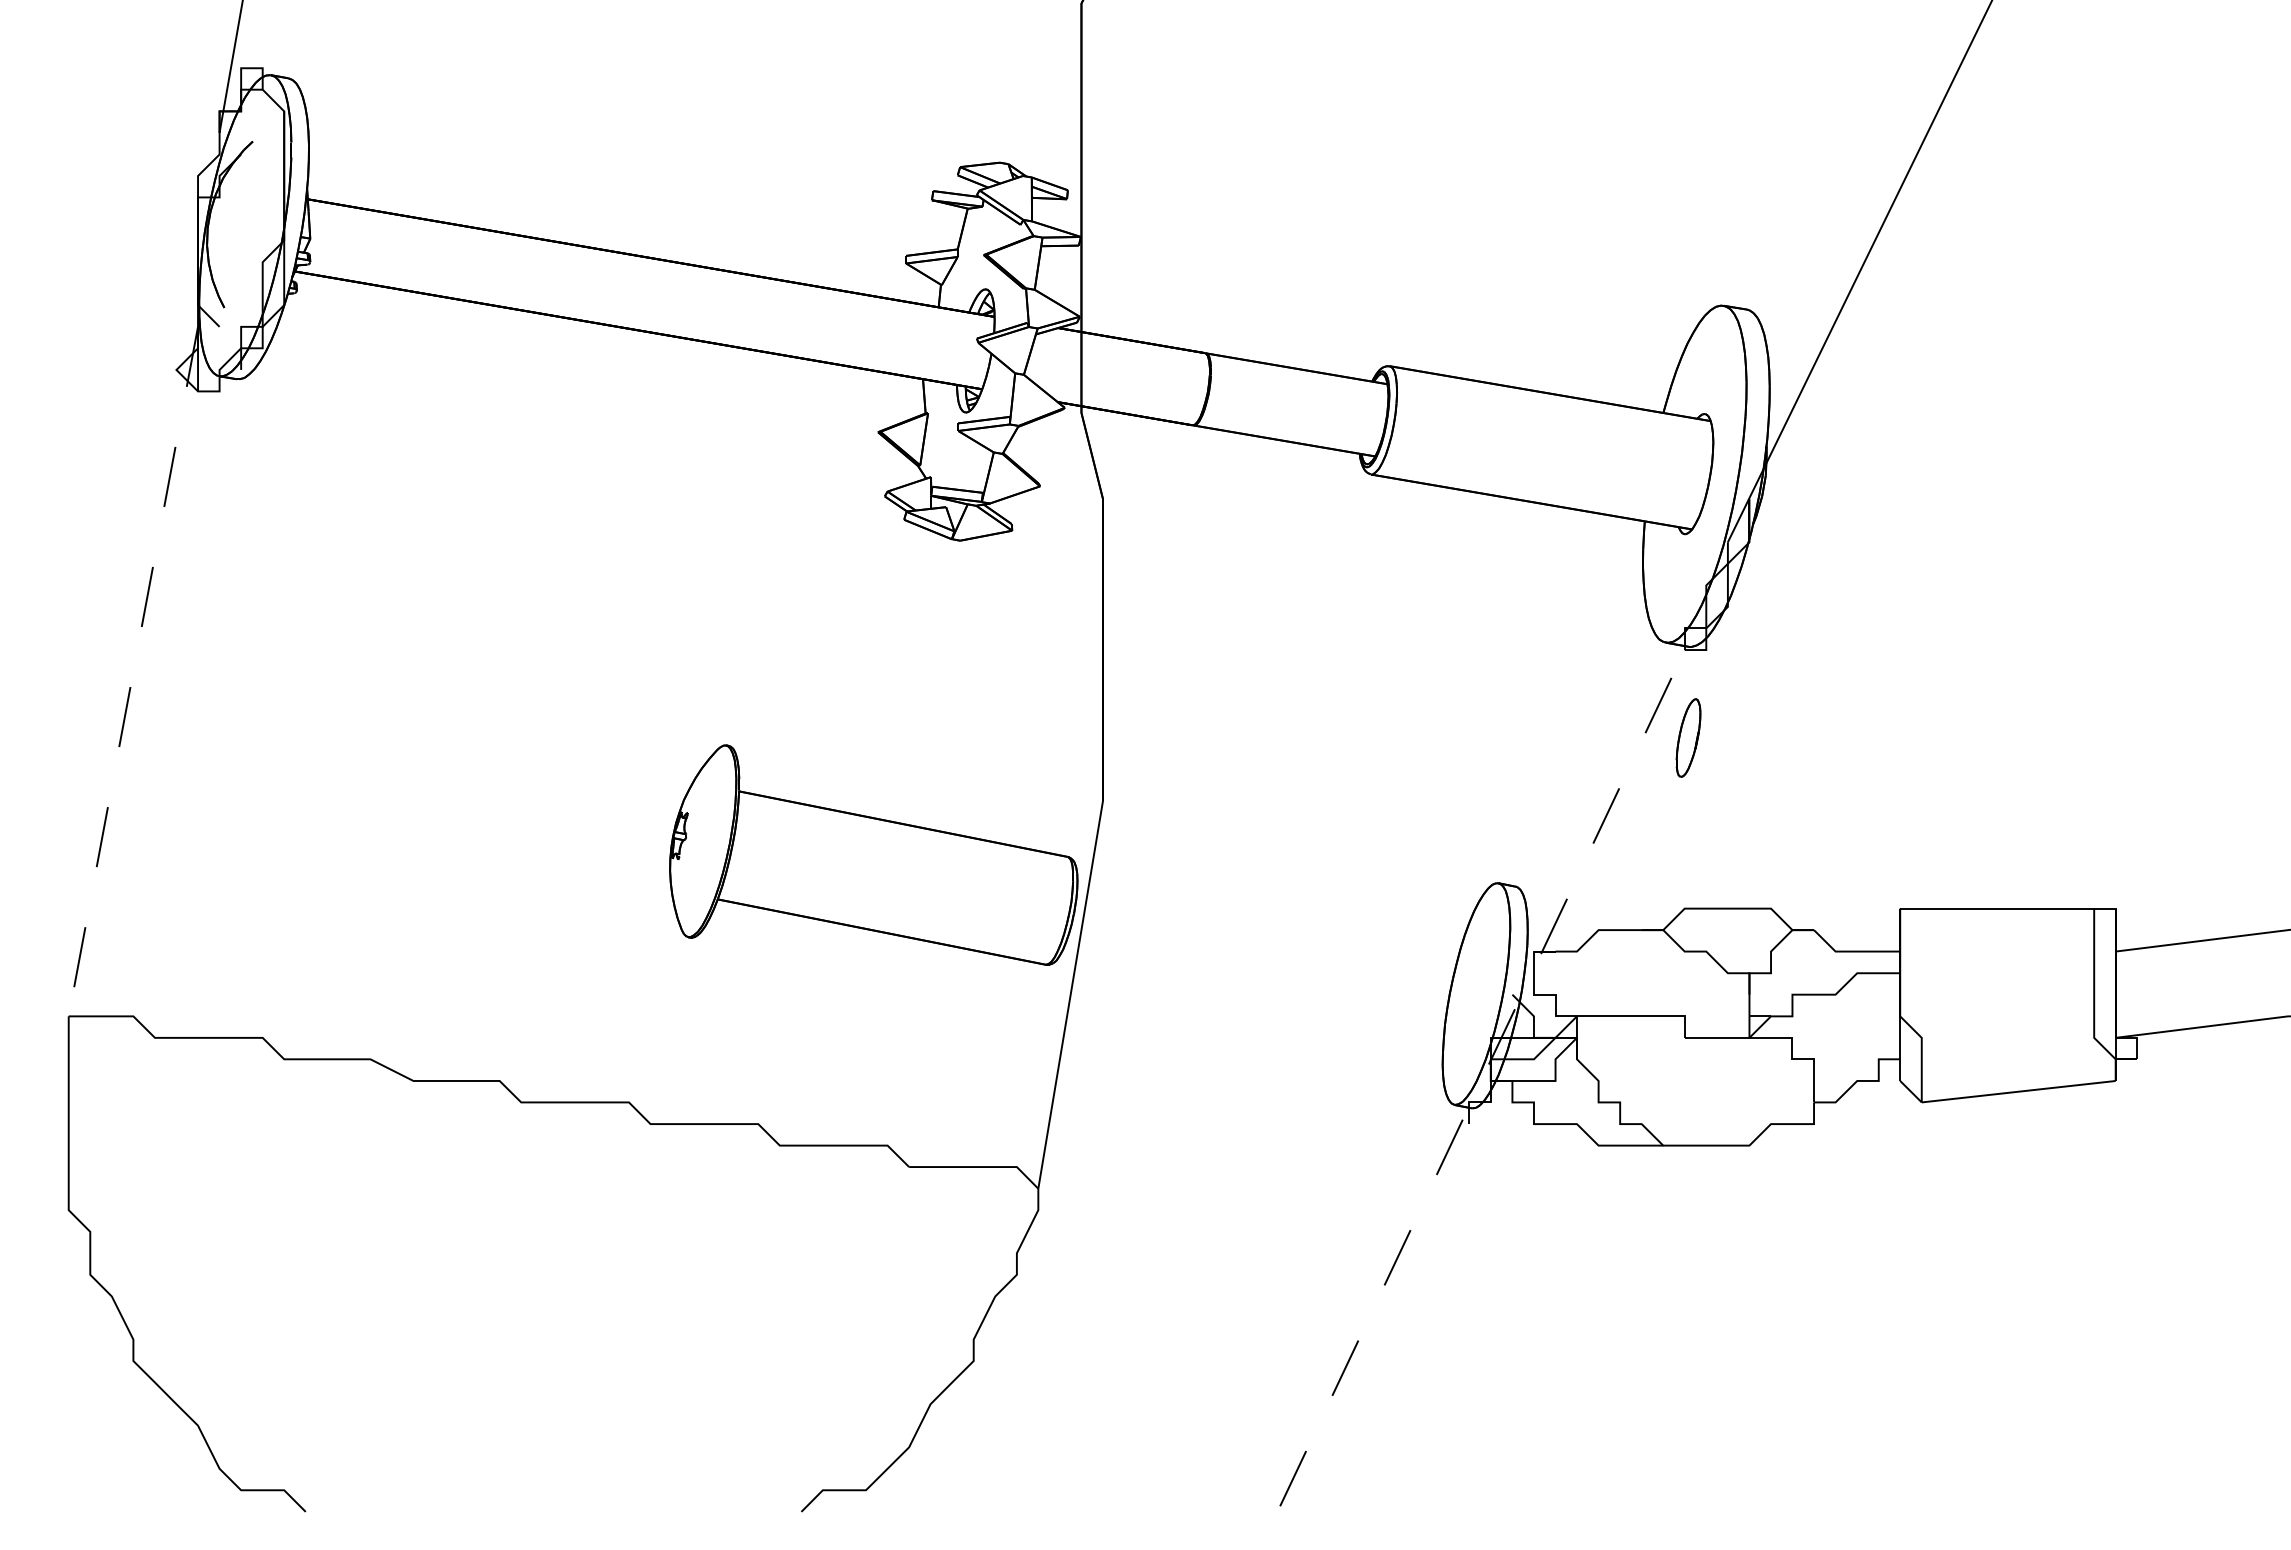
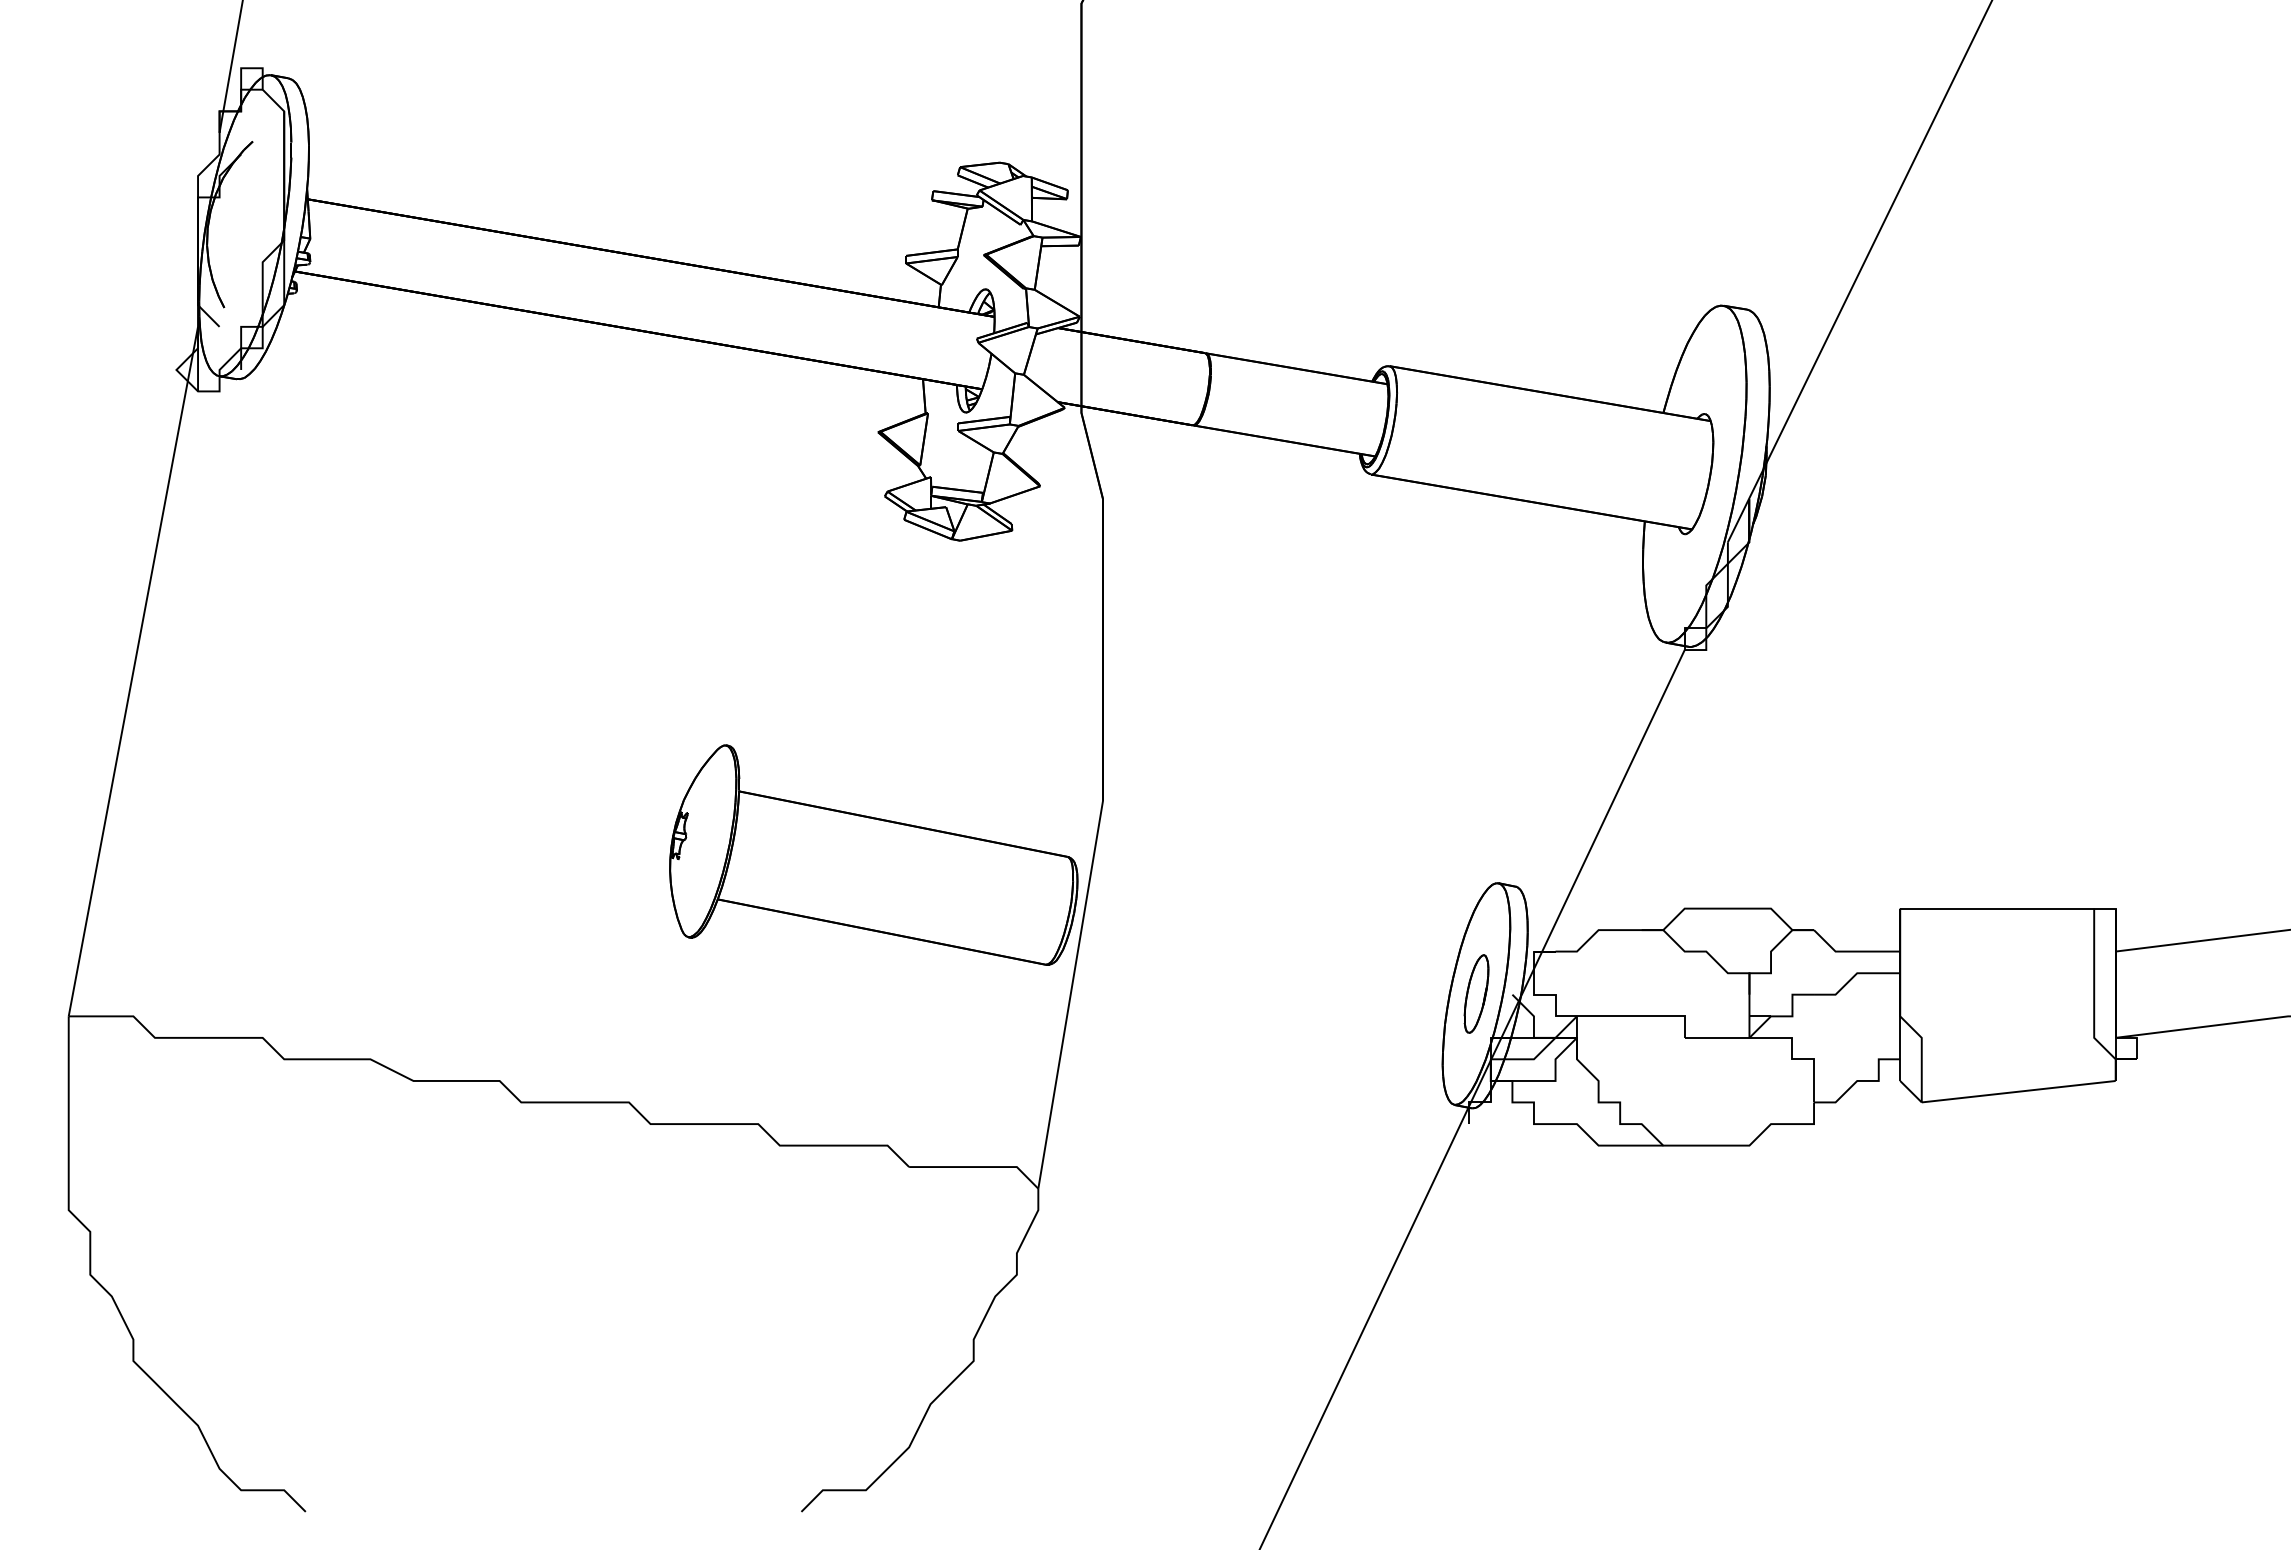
line: dashed -> solid (133, 671)
part position: (1688, 737) -> (1476, 993) (1476, 993)
line: dashed -> solid (1472, 1099)
